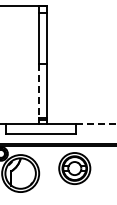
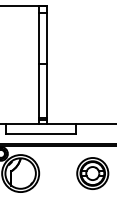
line: dashed -> solid (38, 91)
line: dashed -> solid (96, 124)
part position: (74, 168) -> (92, 173) (92, 173)
